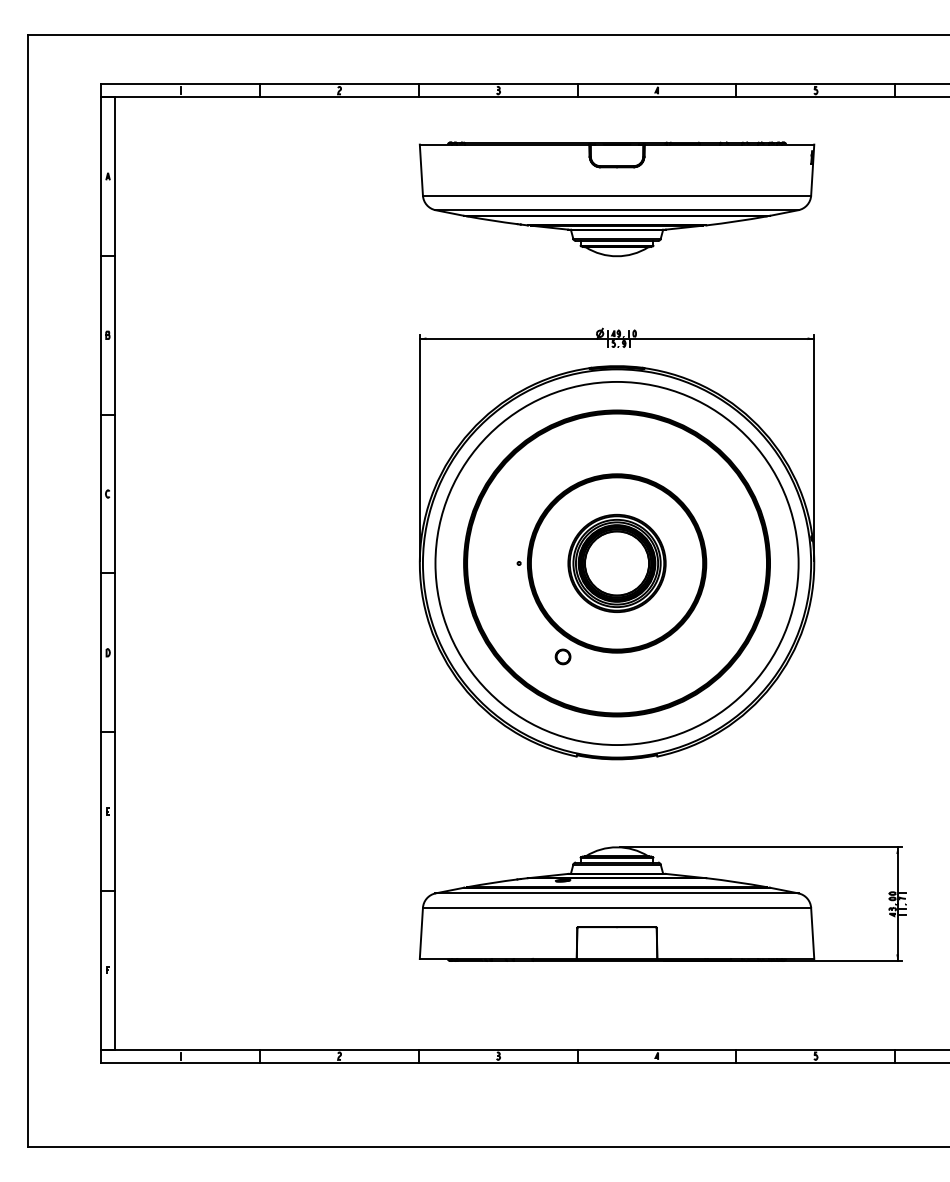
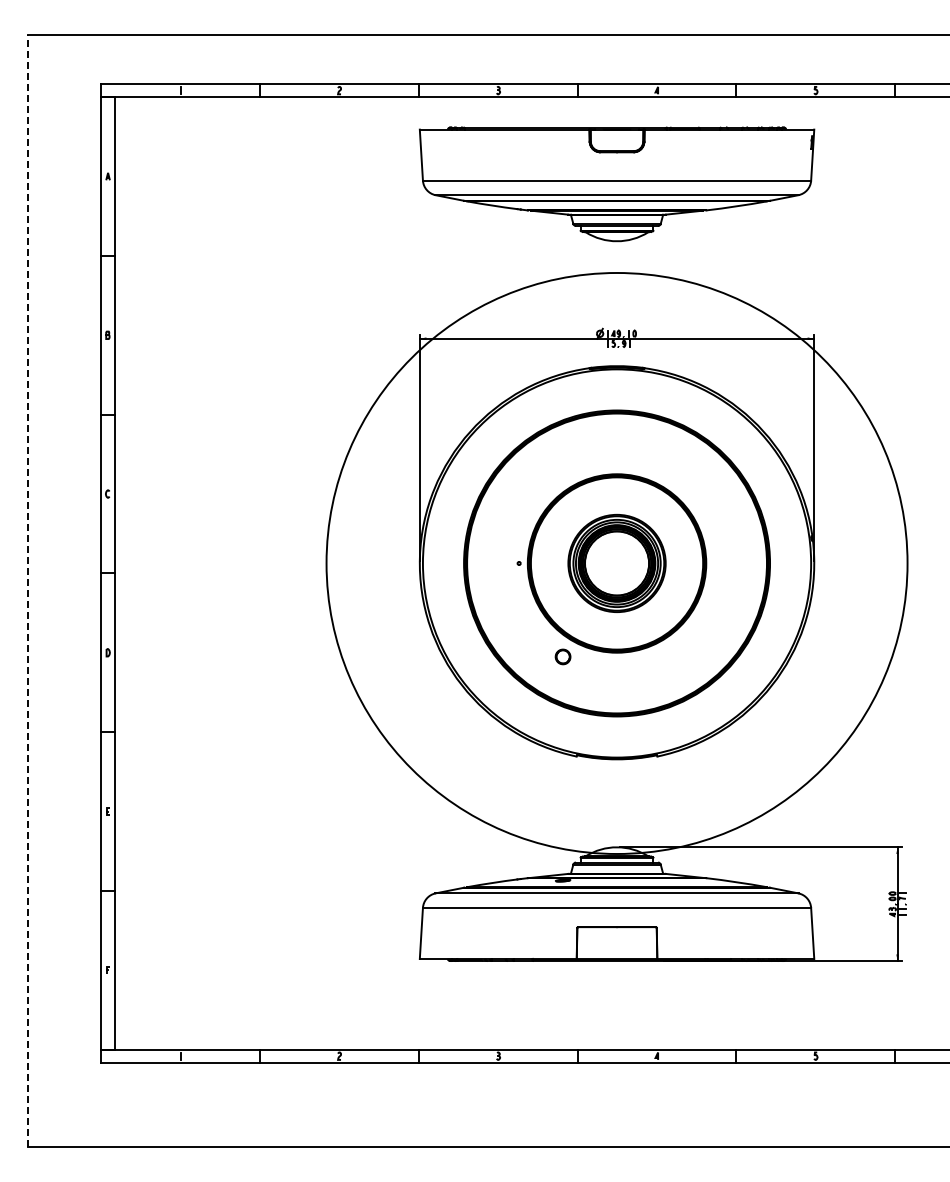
part position: (616, 199) -> (616, 184) (616, 184)
circle diameter: 363 px -> 581 px (616, 563)
line: solid -> dashed (28, 591)
